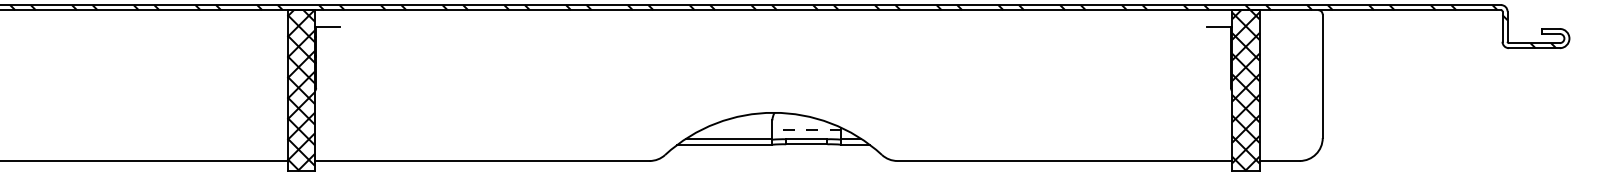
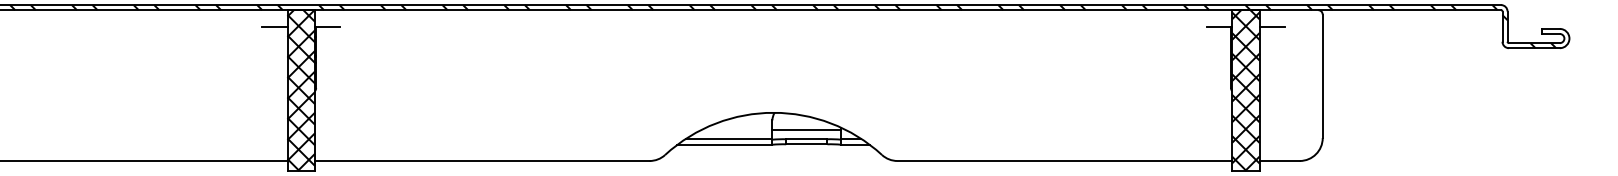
line: none -> present (274, 26)
line: none -> present (1271, 26)
line: dashed -> solid (806, 130)
